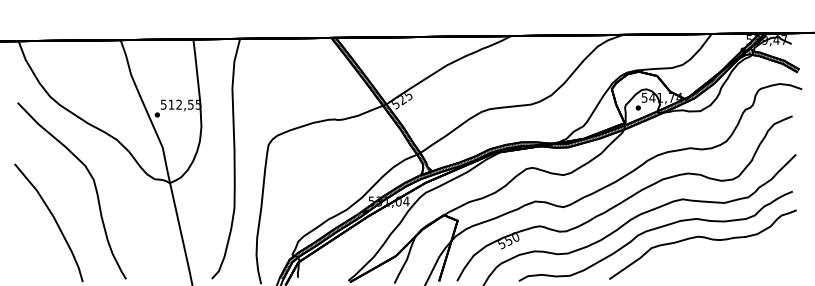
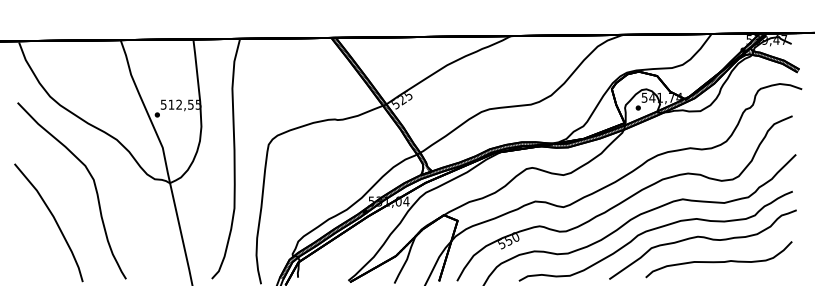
part: none -> present (718, 259)
